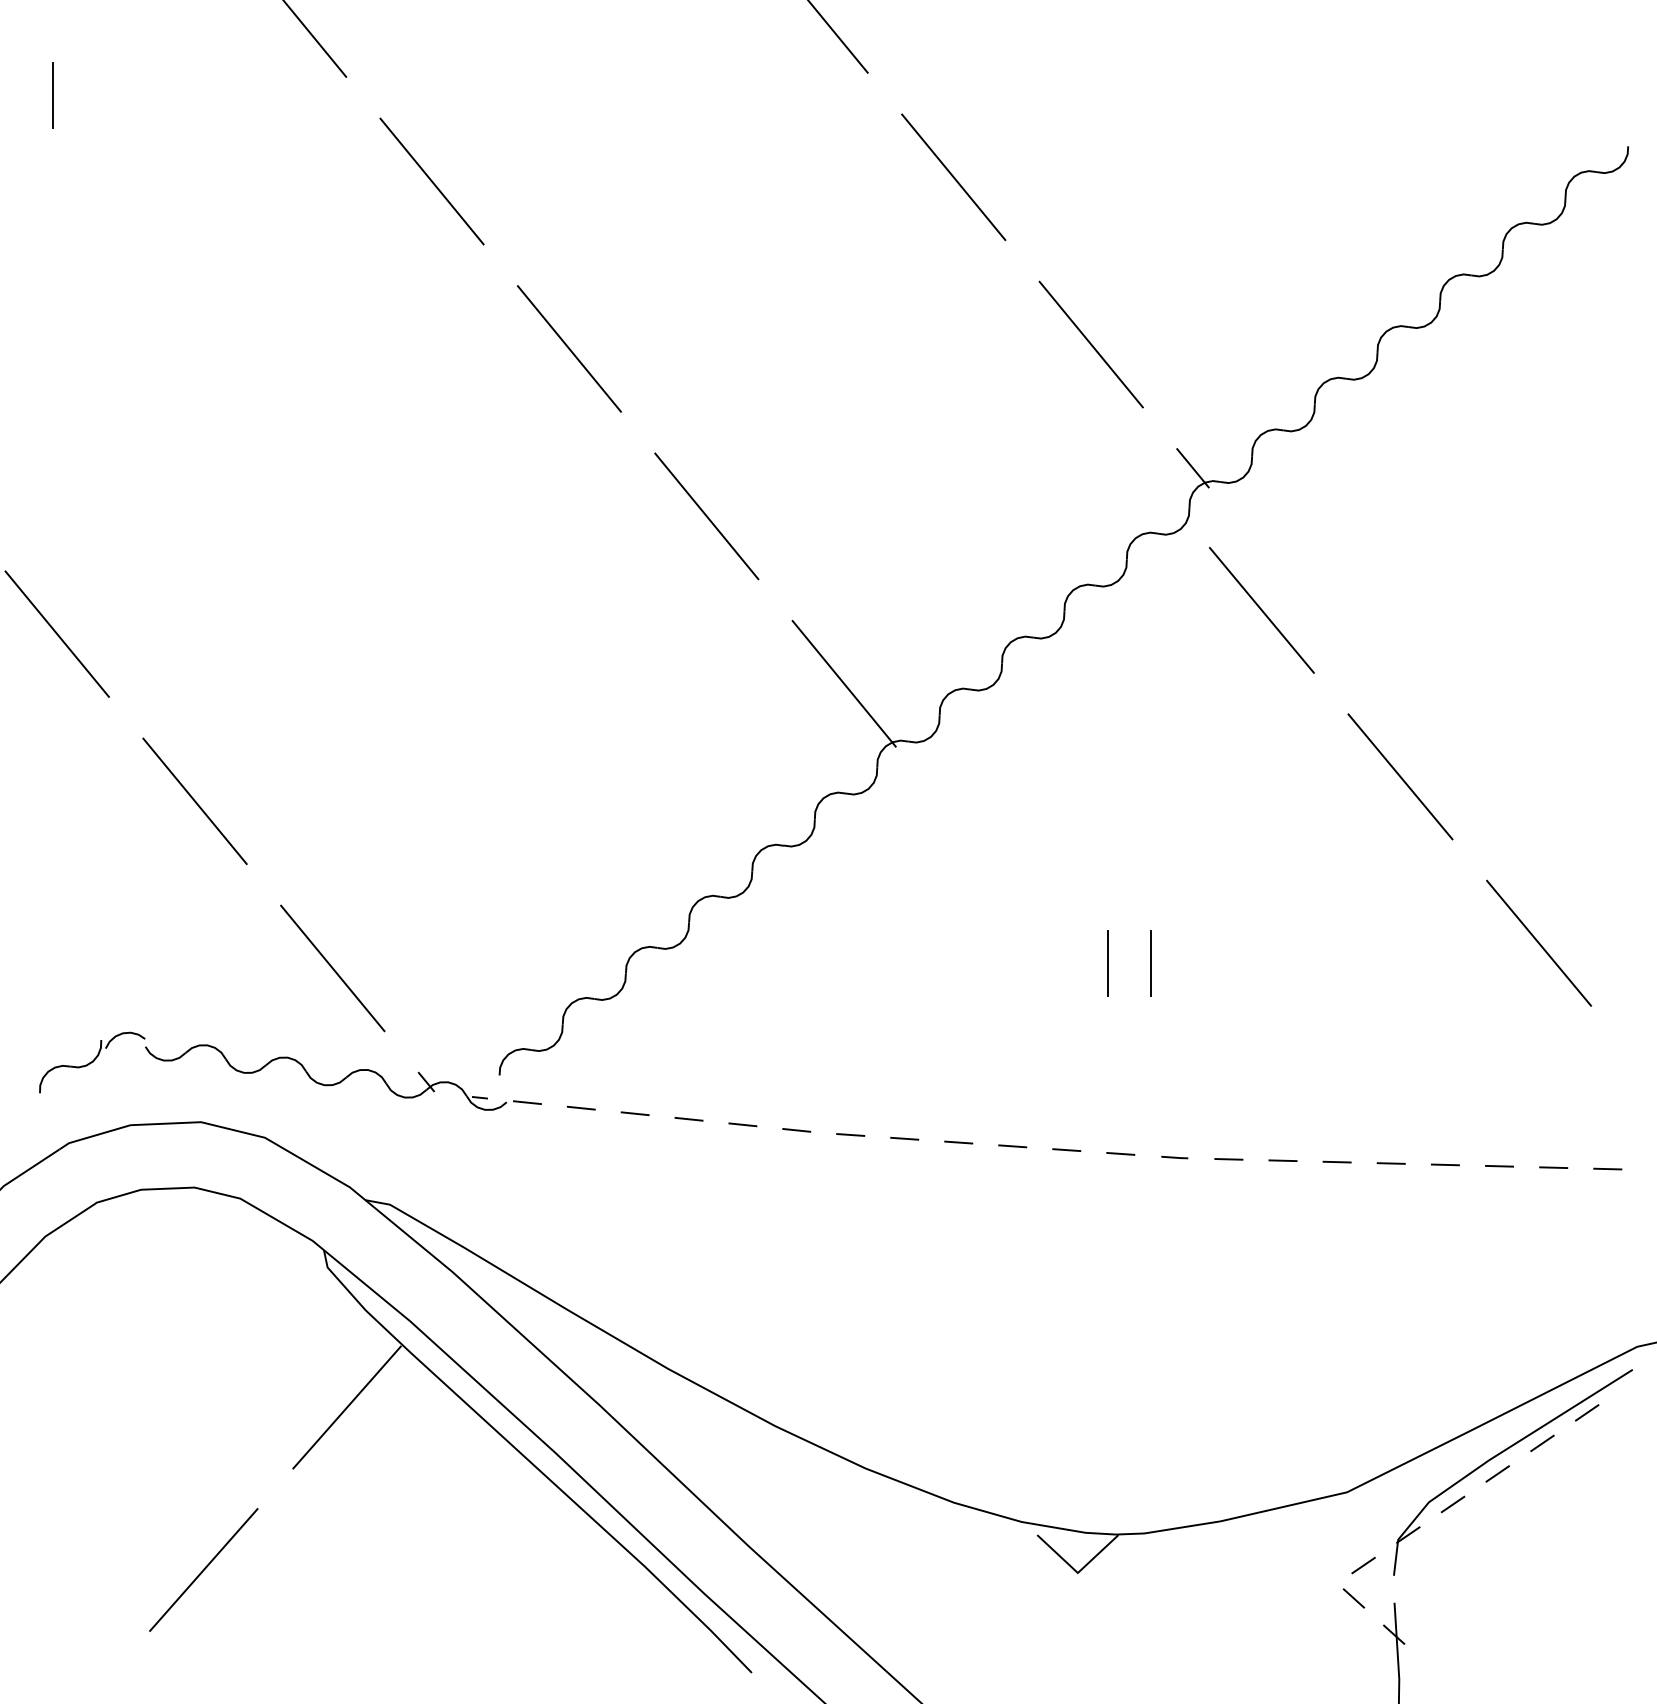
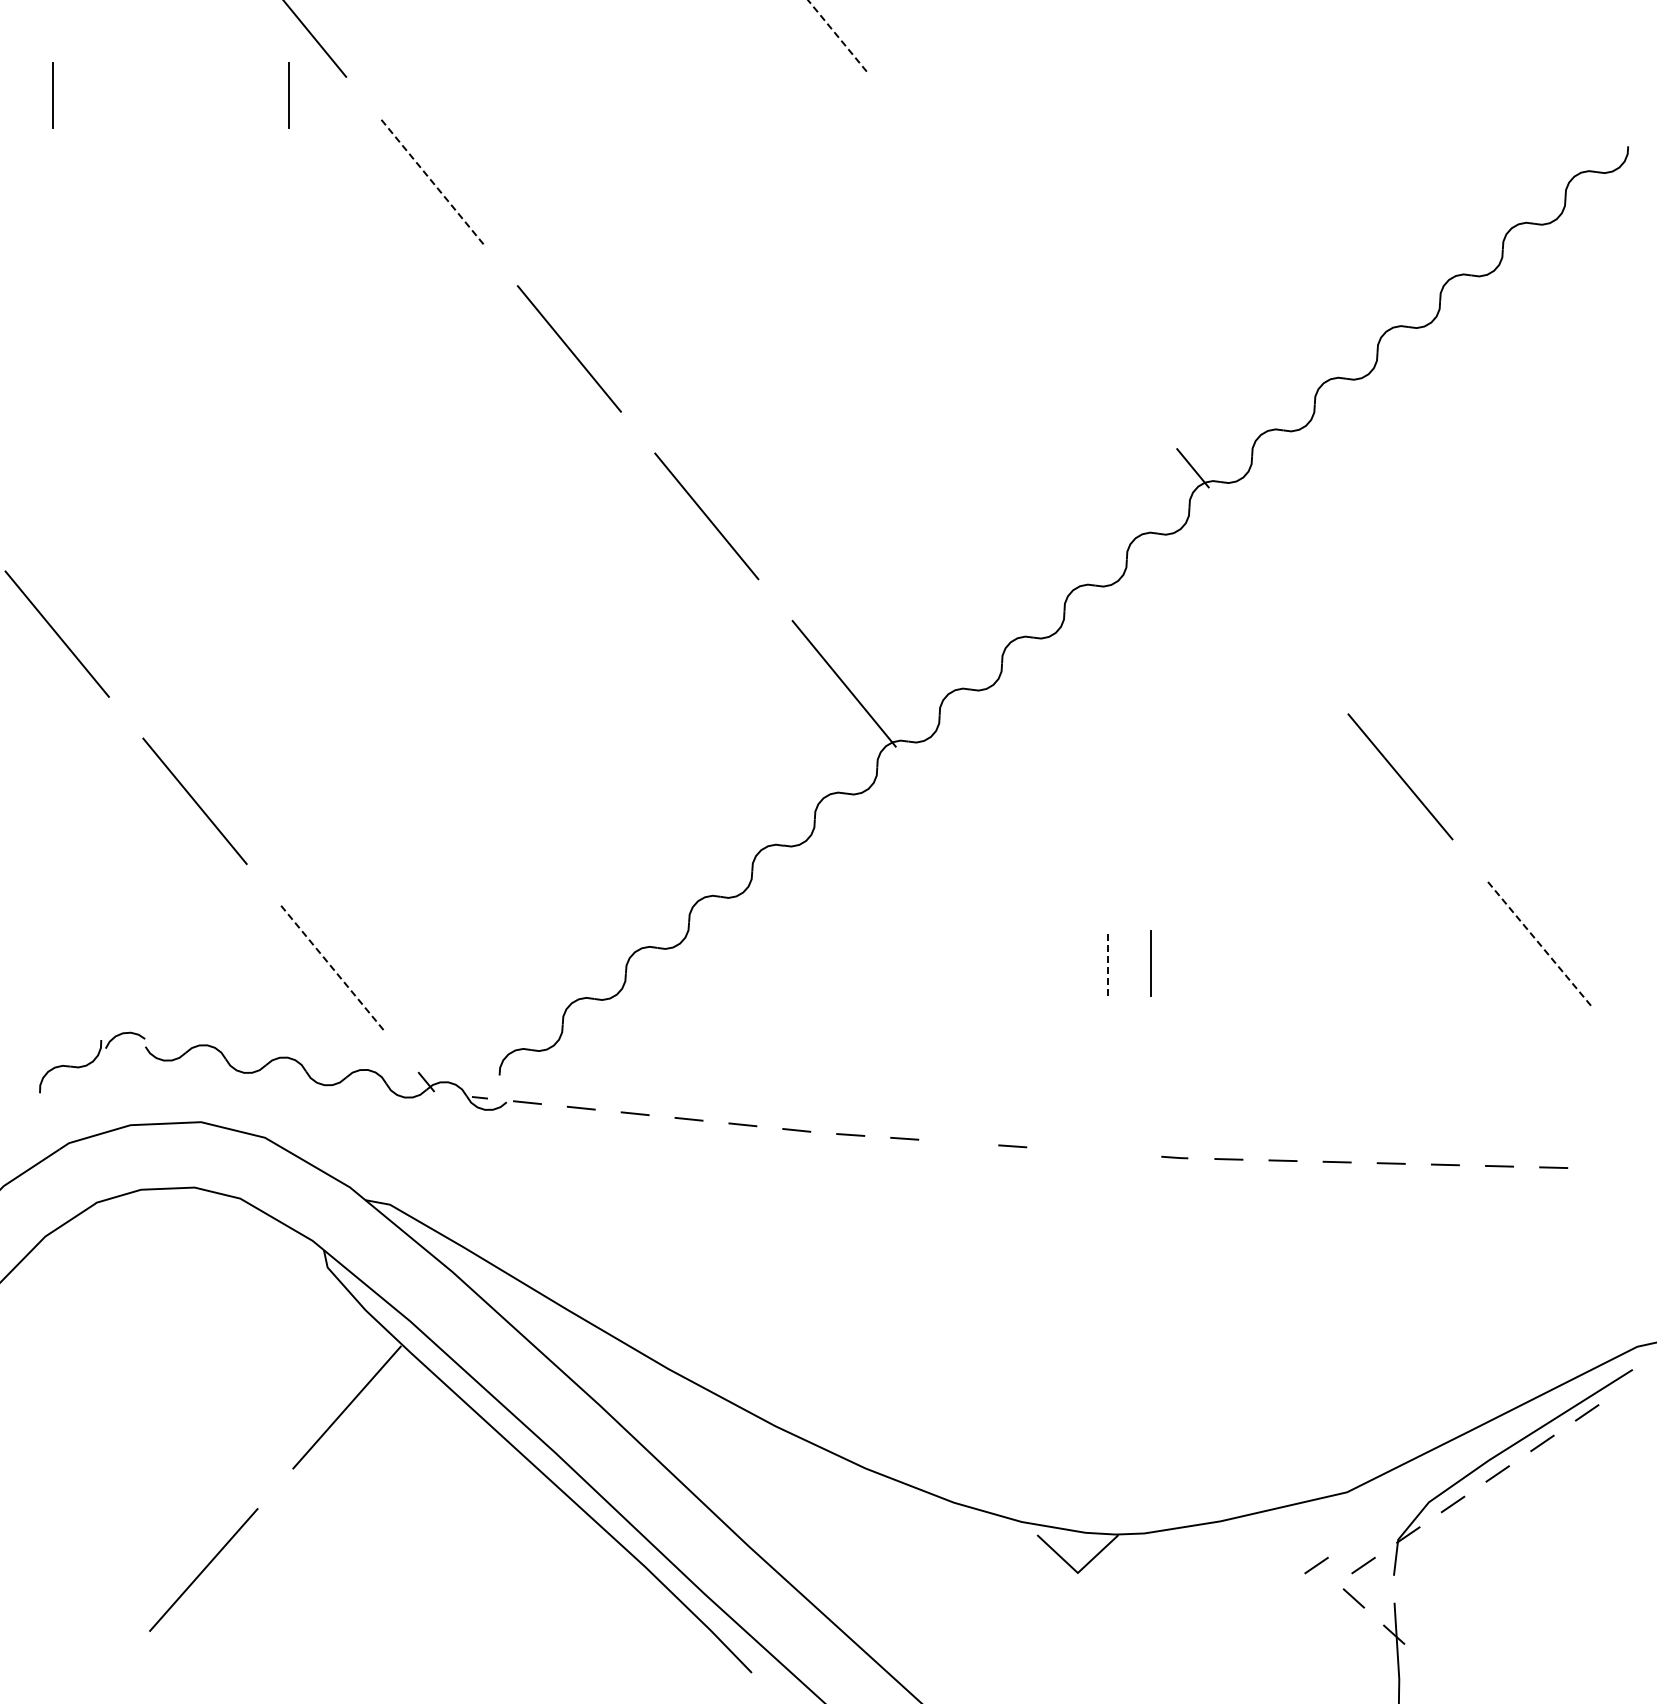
line: solid -> dashed (837, 36)
line: none -> present (288, 95)
line: present -> none (953, 177)
line: solid -> dashed (431, 181)
line: present -> none (1090, 344)
line: present -> none (1261, 609)
line: solid -> dashed (1538, 942)
line: solid -> dashed (1107, 963)
line: solid -> dashed (333, 968)
line: present -> none (958, 1142)
line: present -> none (1066, 1150)
line: present -> none (1120, 1153)
line: present -> none (1607, 1168)
line: none -> present (1316, 1565)
